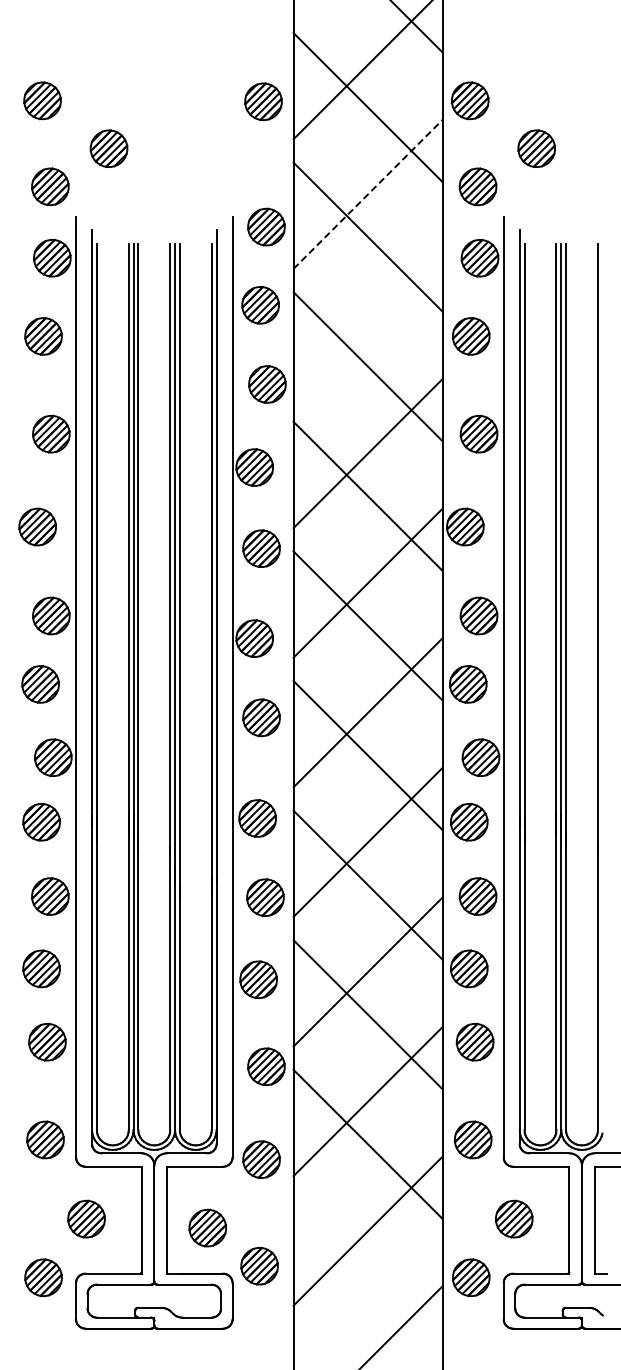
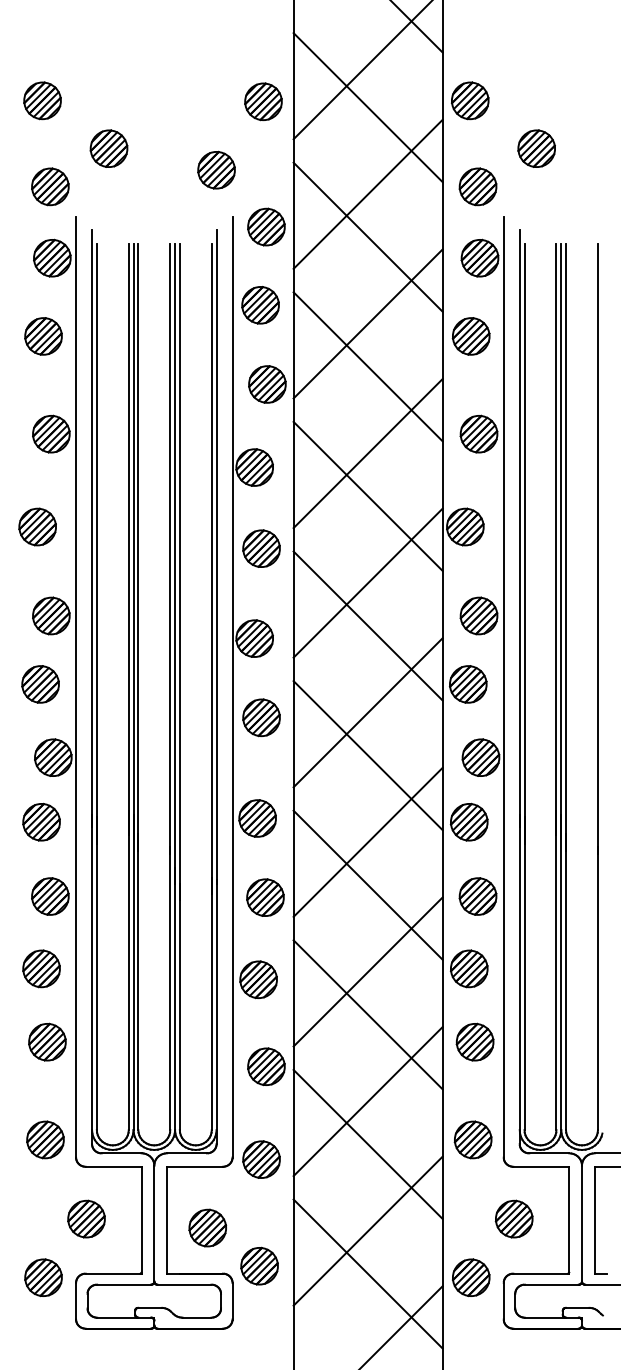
part: none -> present (216, 169)
line: dashed -> solid (368, 193)
line: none -> present (367, 323)
line: none -> present (367, 1273)
